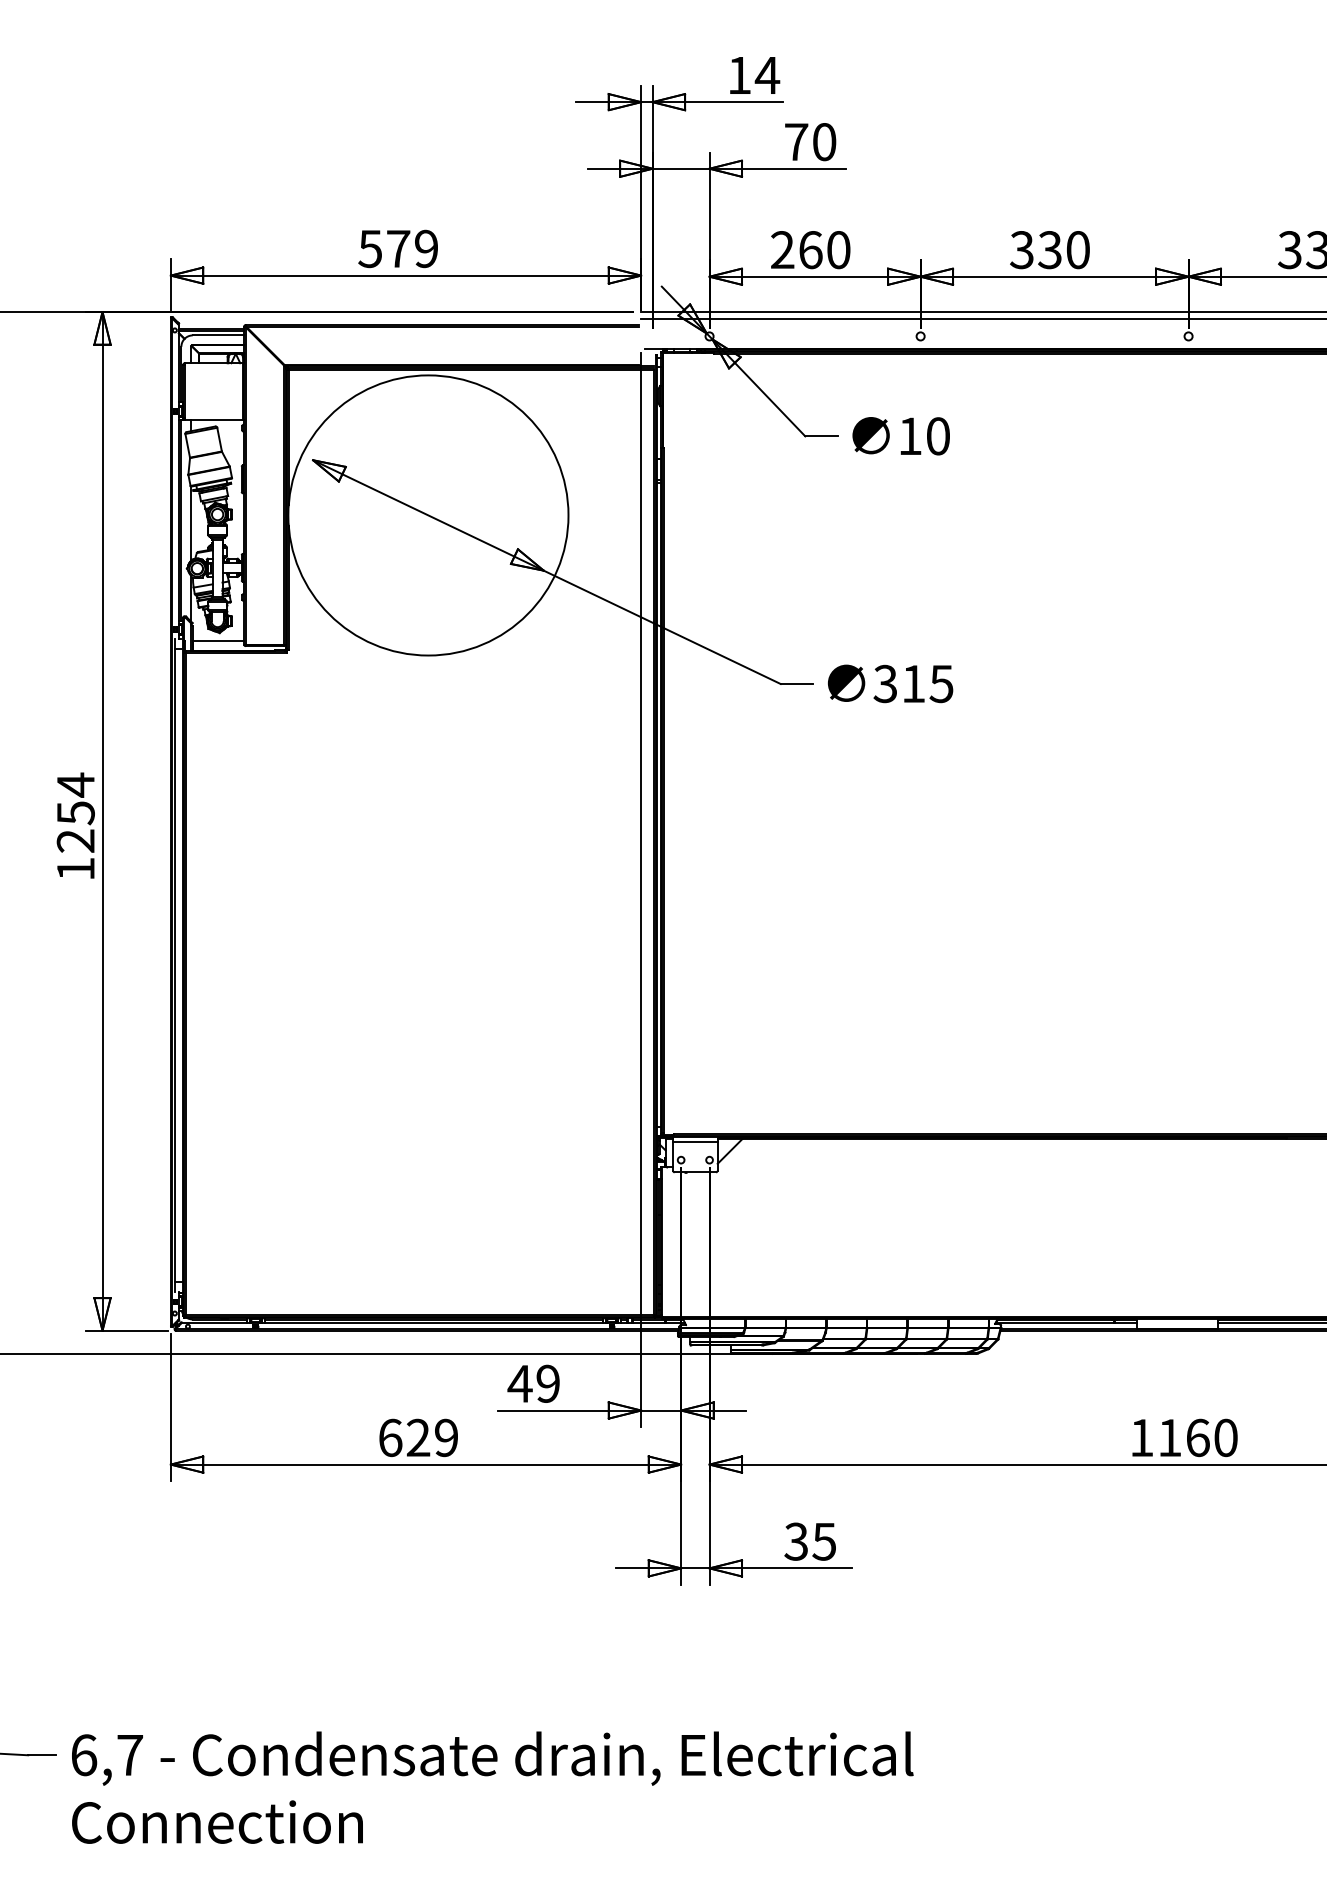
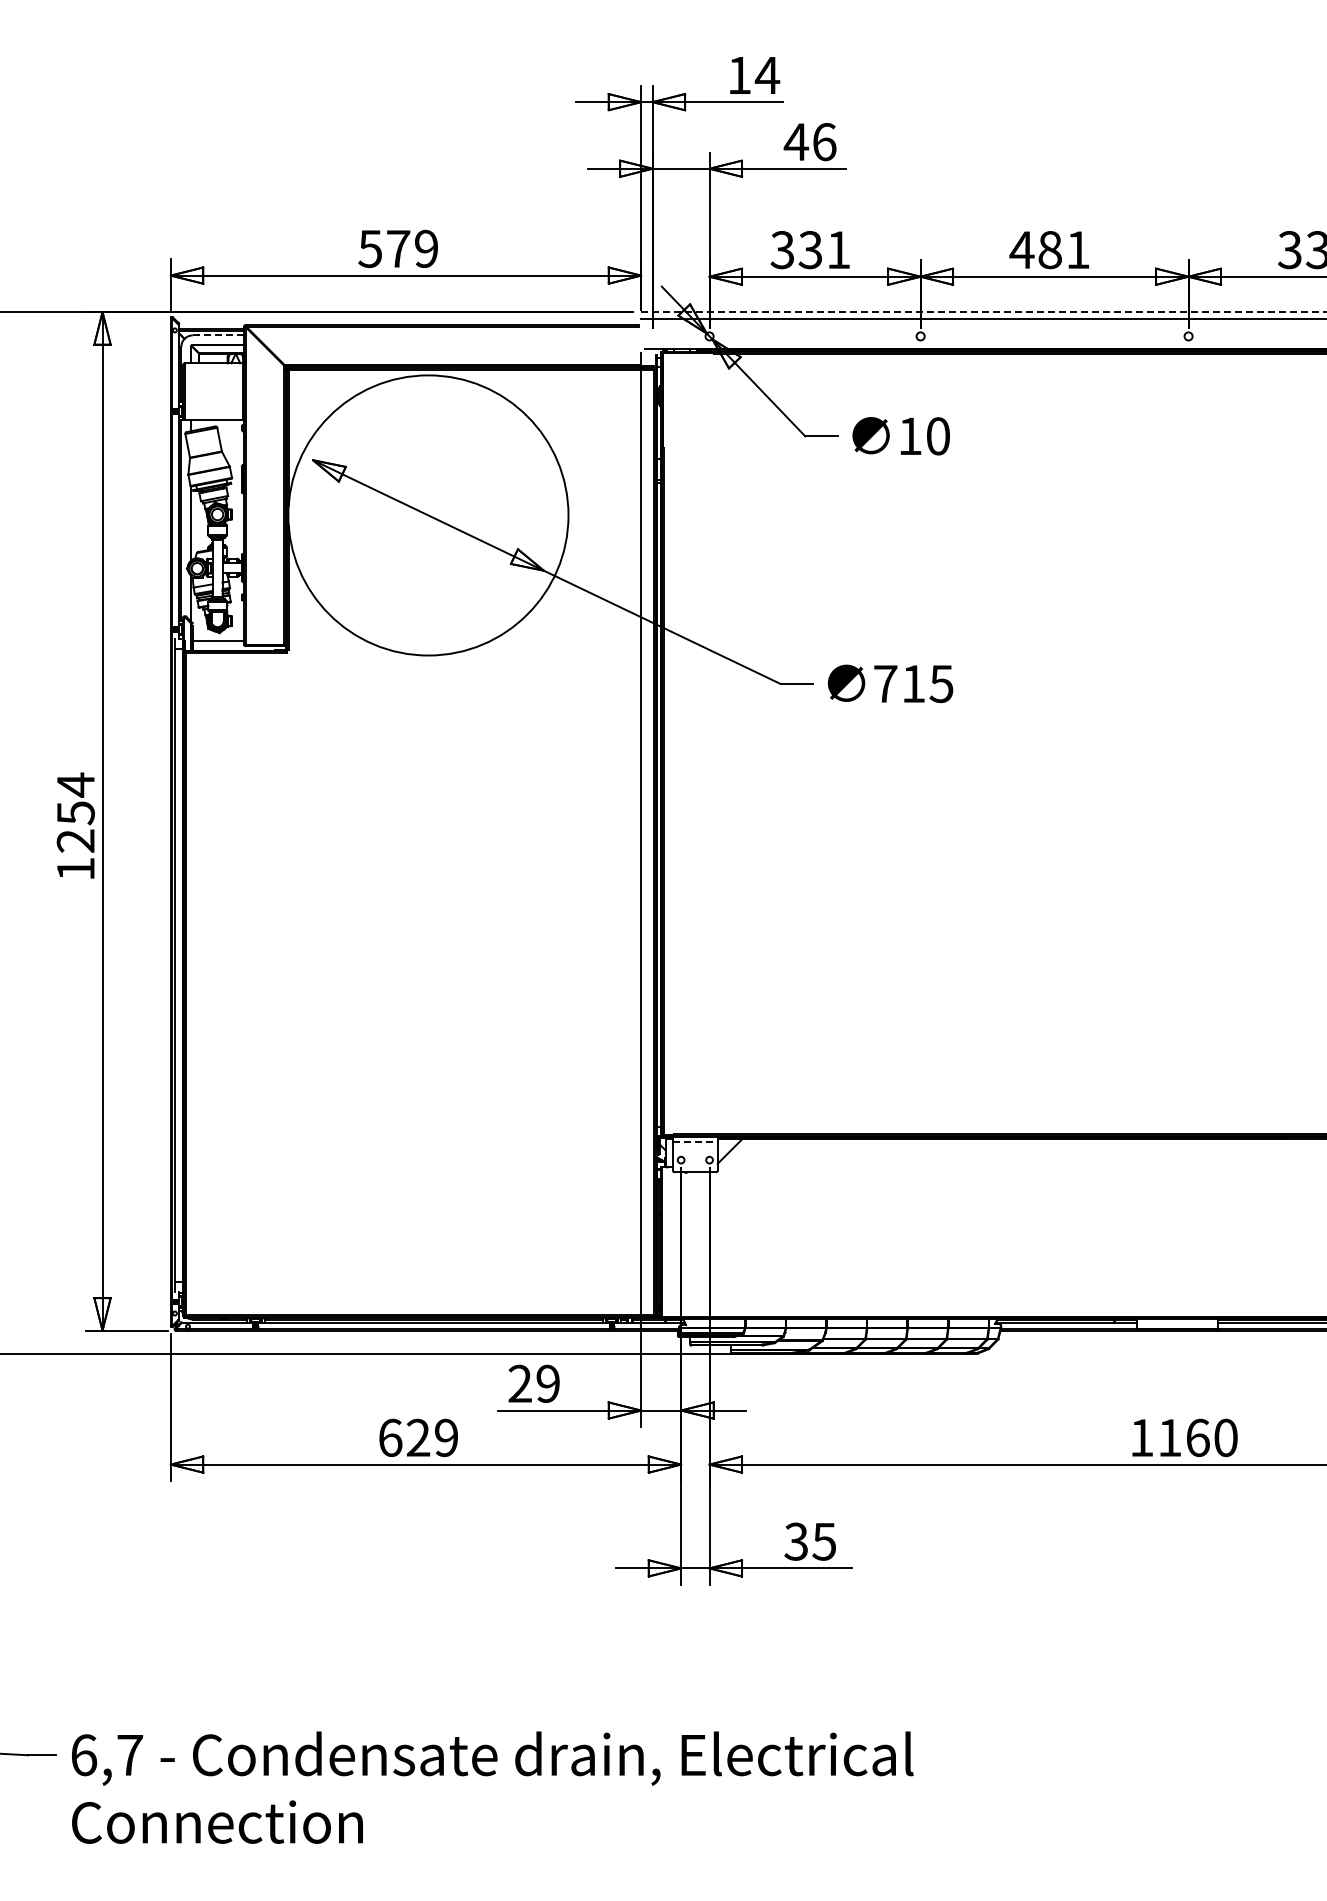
text: 70 -> 46 (809, 142)
text: 260 -> 331 (810, 250)
text: 330 -> 481 (1049, 250)
line: solid -> dashed (984, 312)
line: solid -> dashed (218, 335)
text: 315 -> 715 (885, 683)
line: solid -> dashed (695, 1142)
text: 49 -> 29 (519, 1383)
